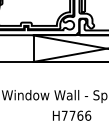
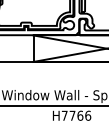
line: none -> present (53, 106)
